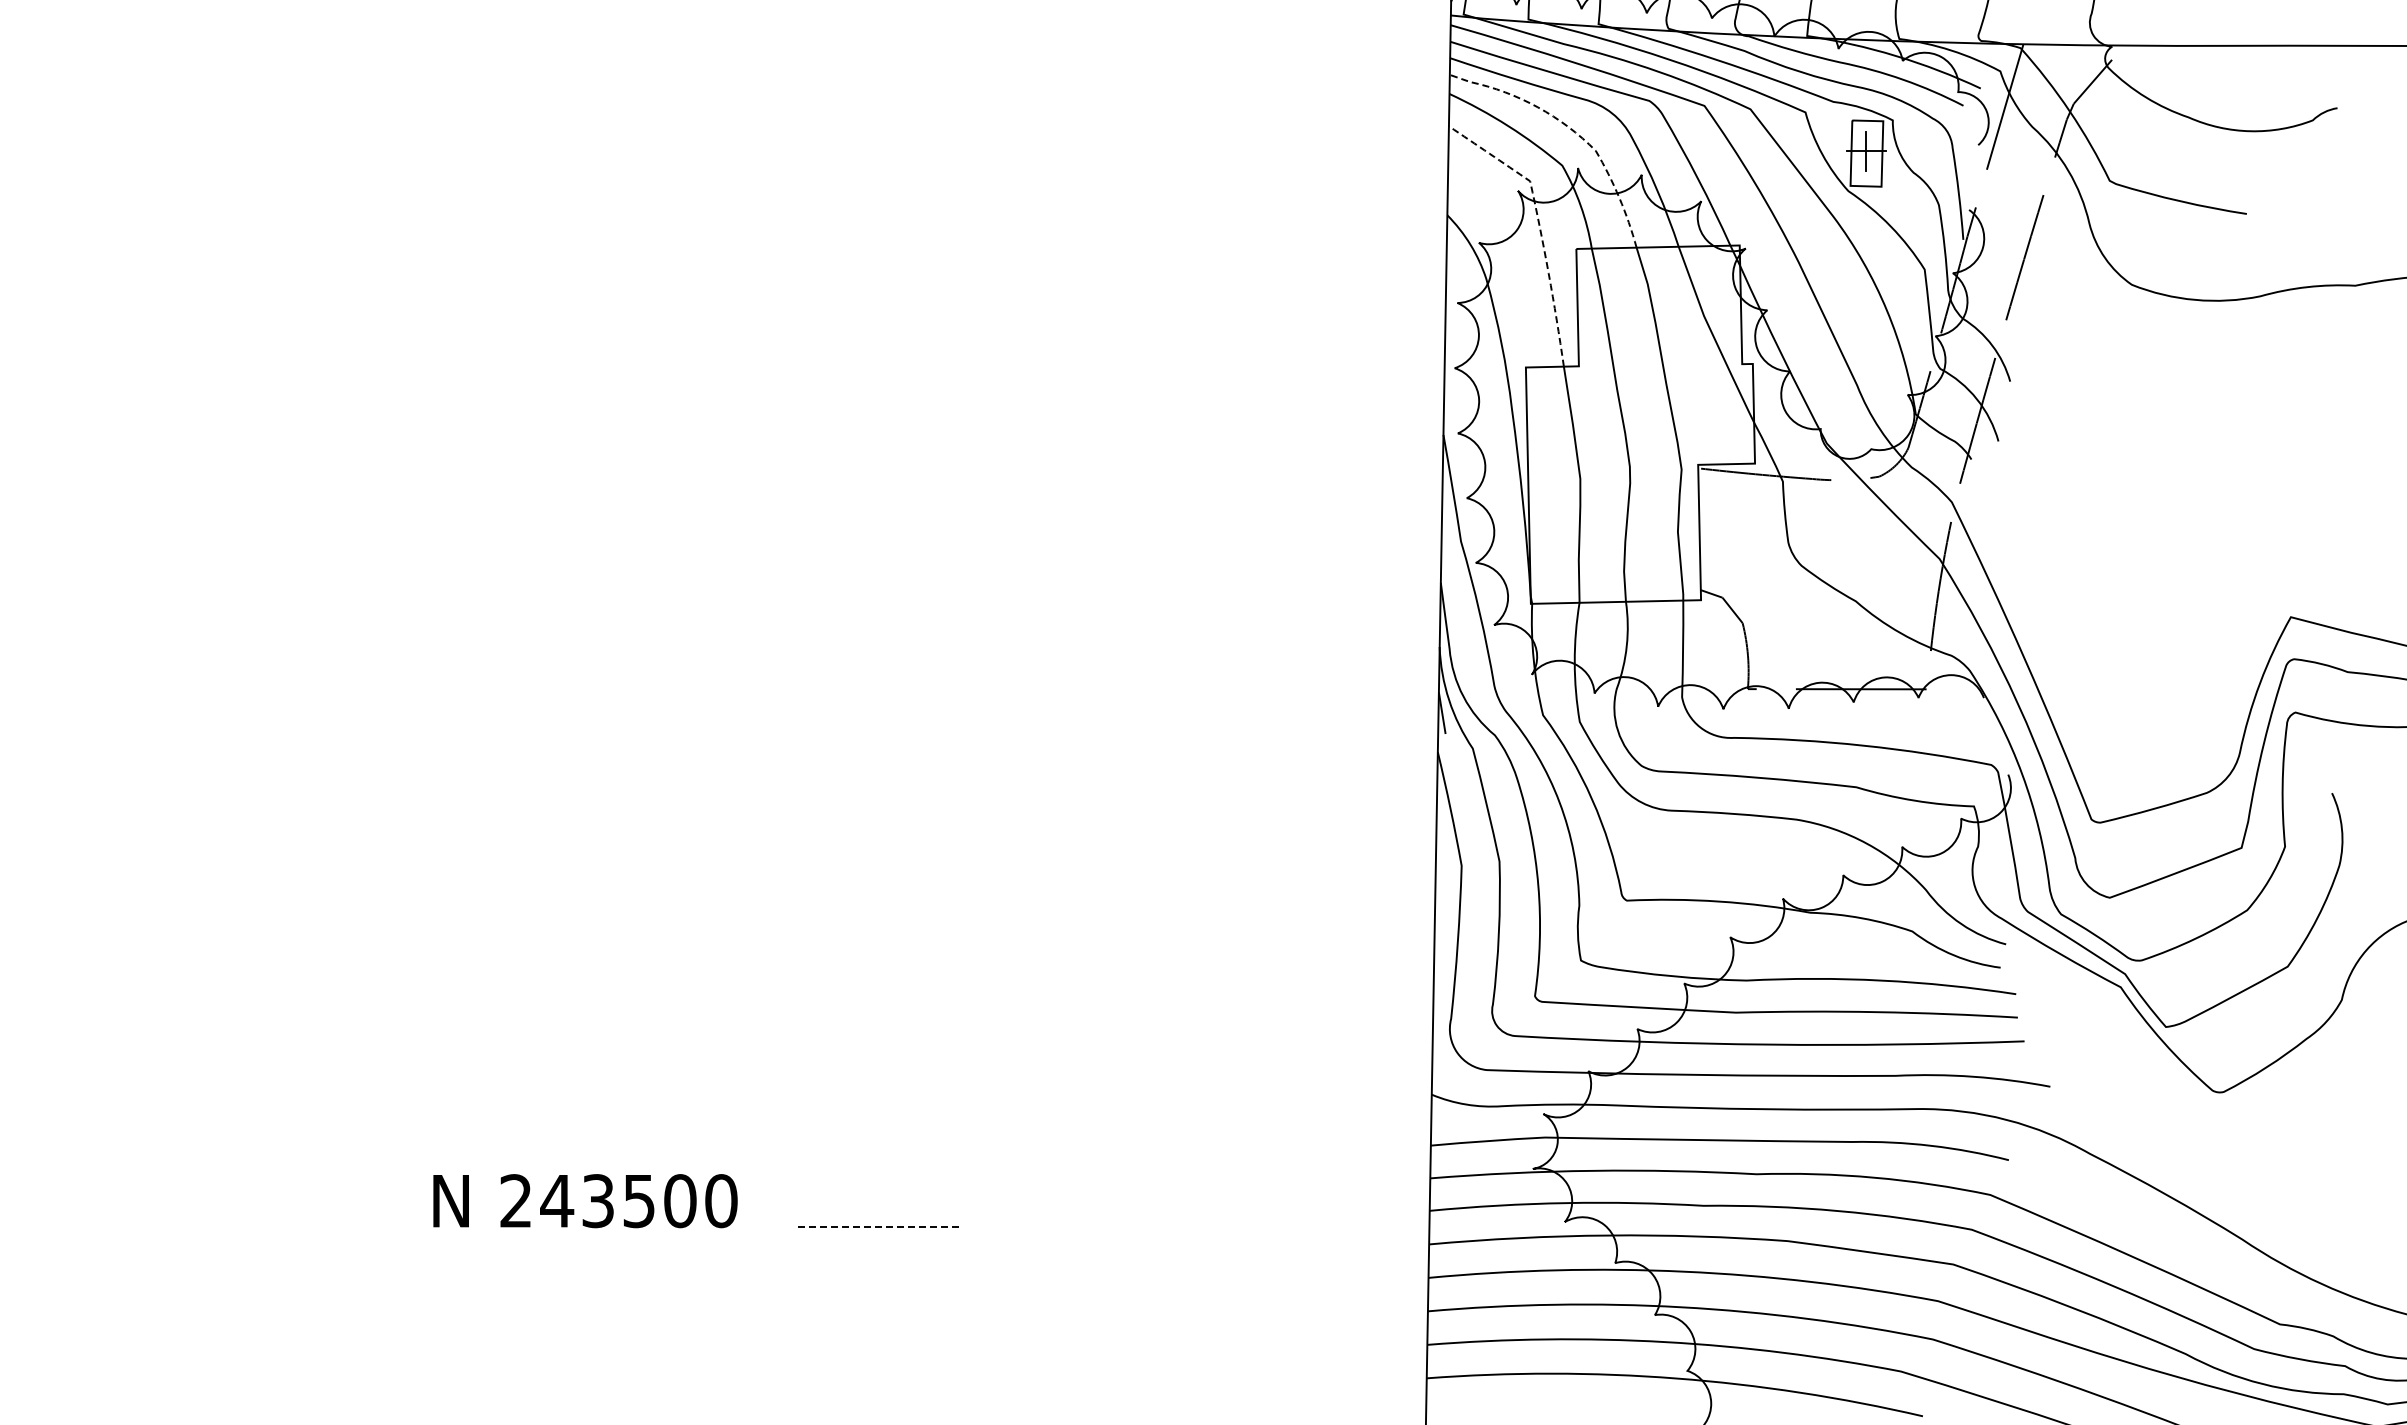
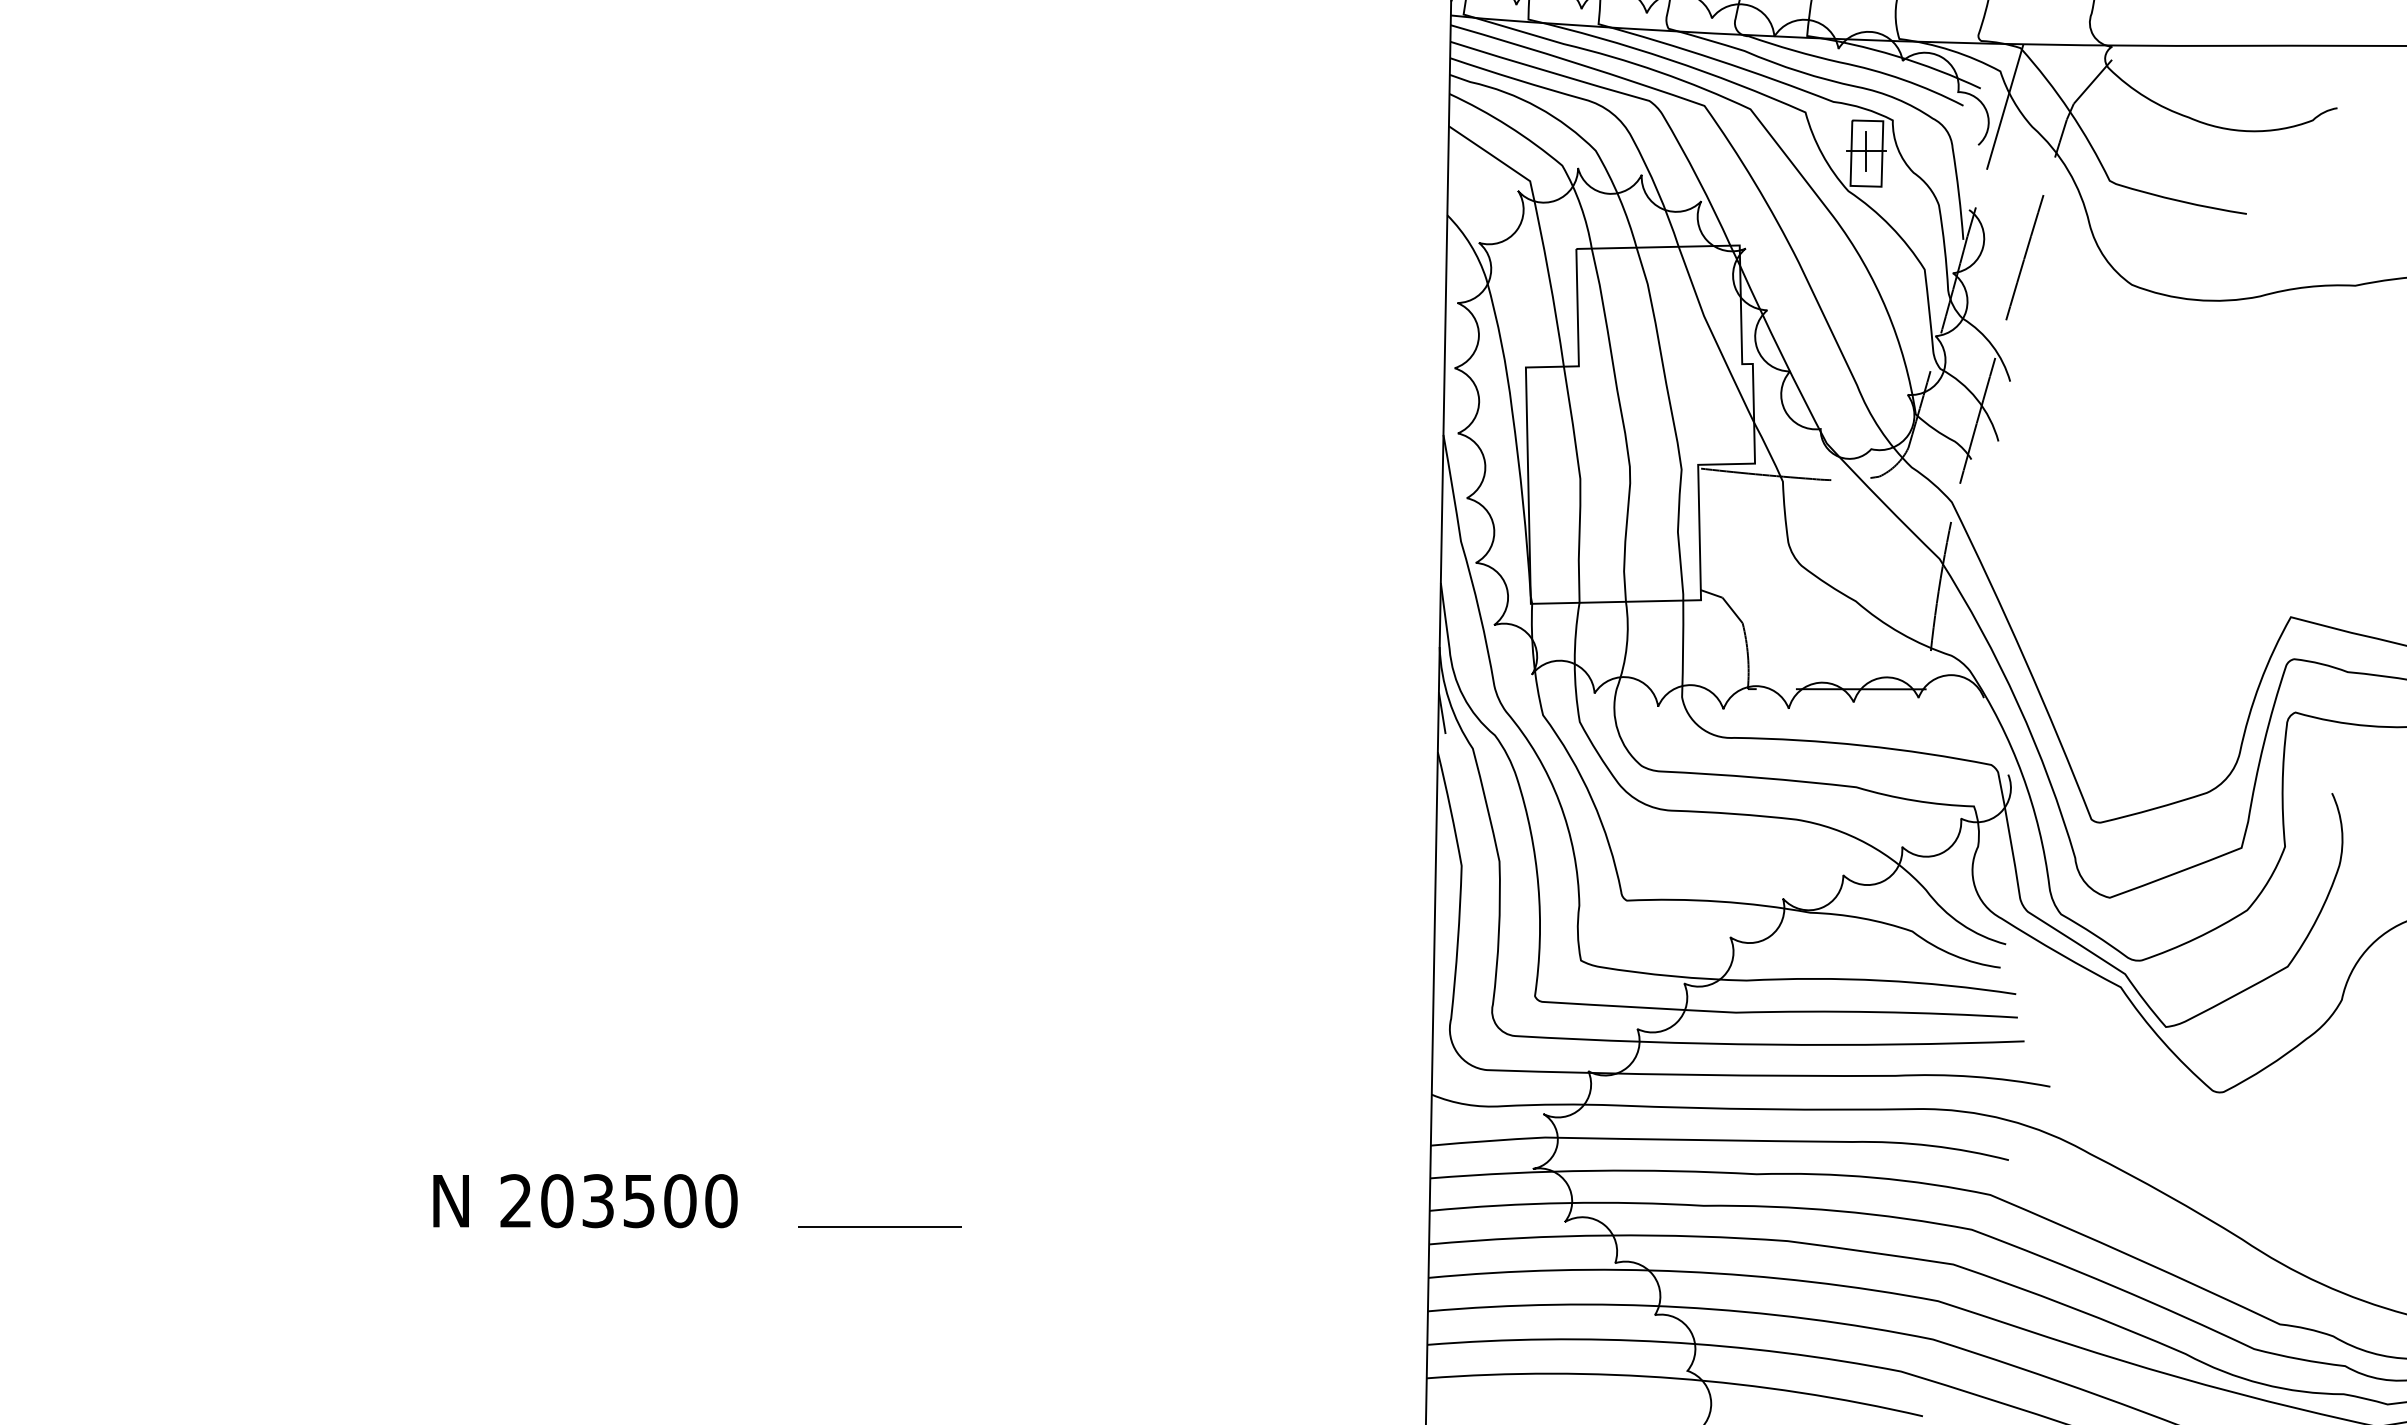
line: dashed -> solid (1571, 129)
line: dashed -> solid (1539, 224)
text: 243500 -> 203500 (557, 1201)
line: dashed -> solid (879, 1227)
